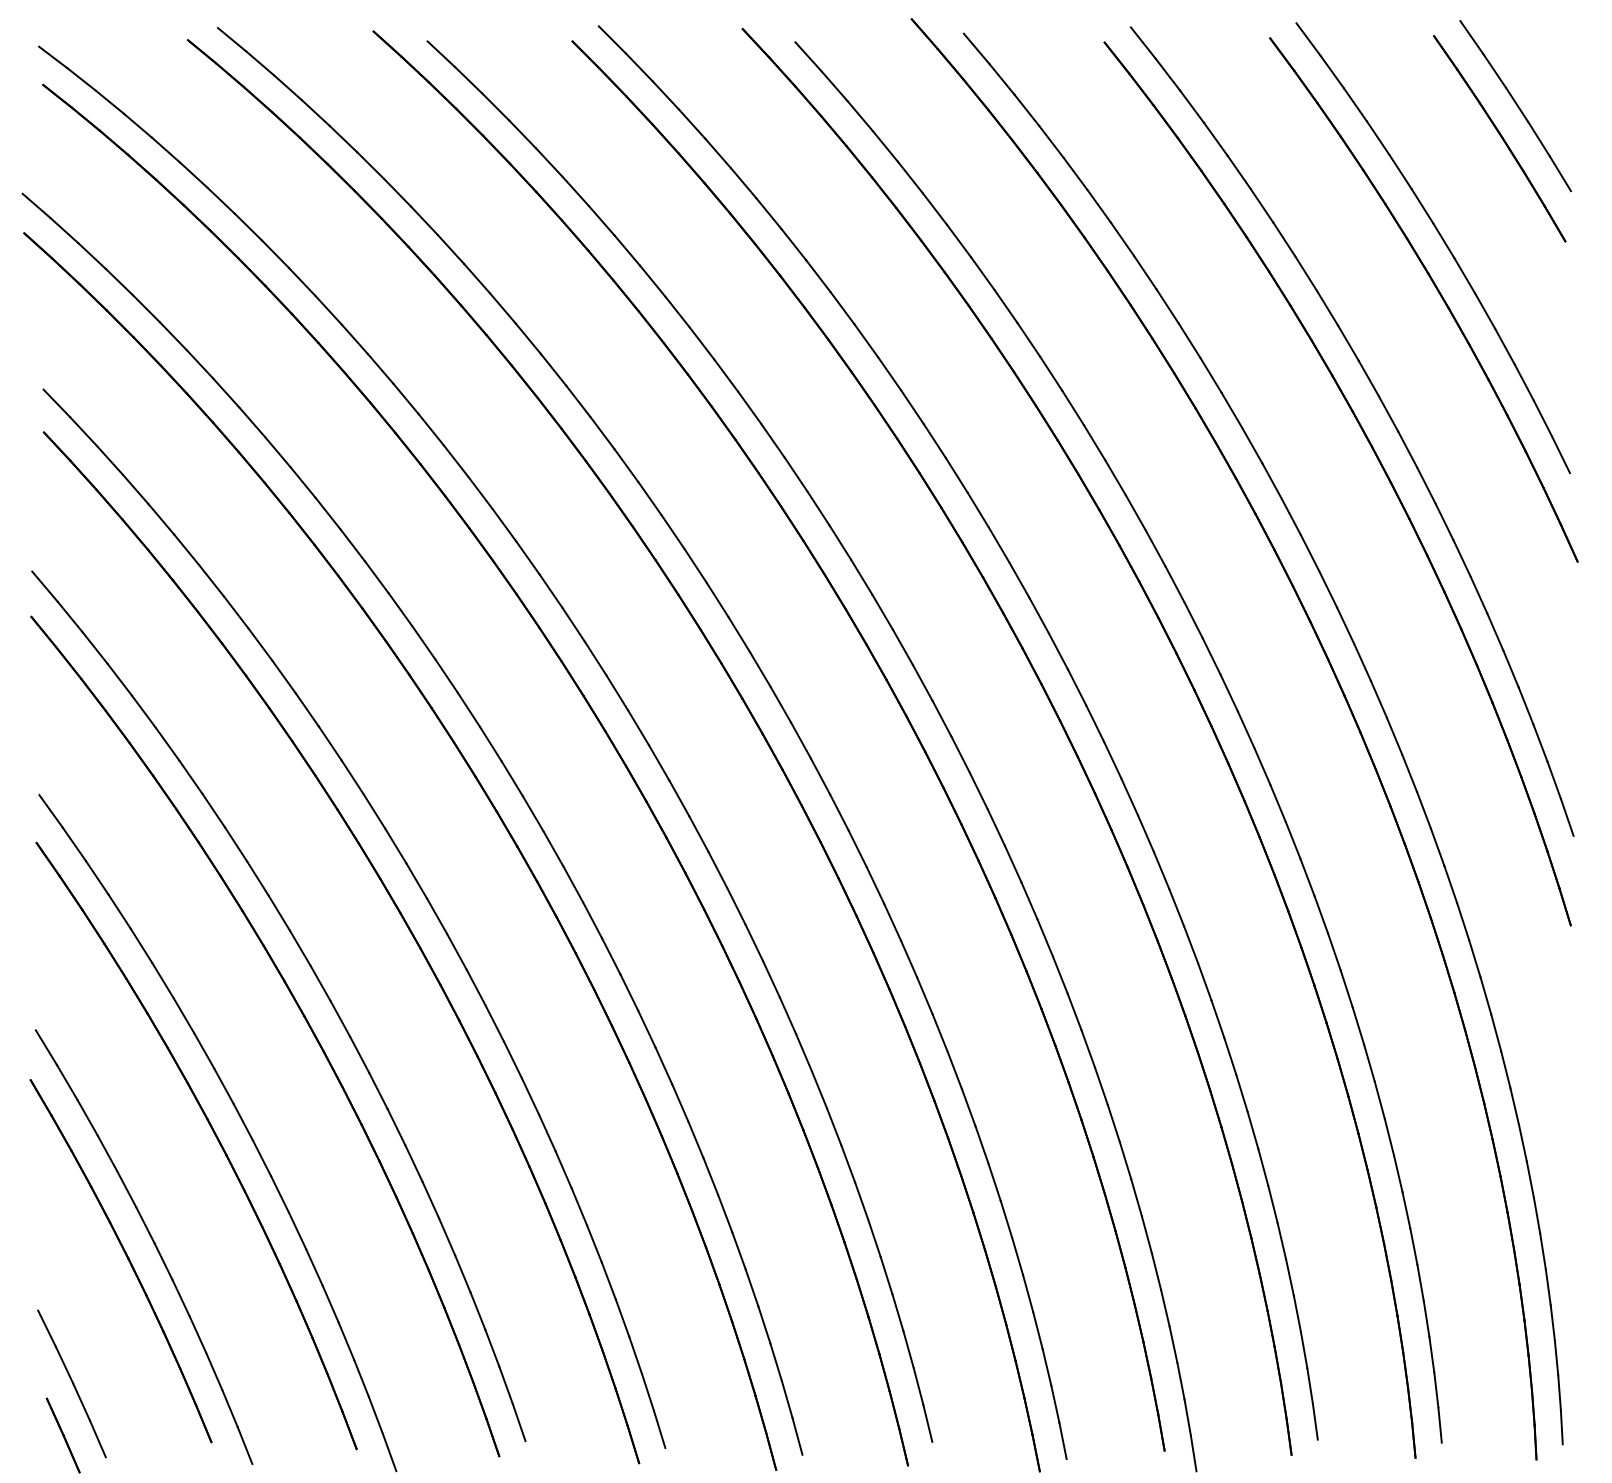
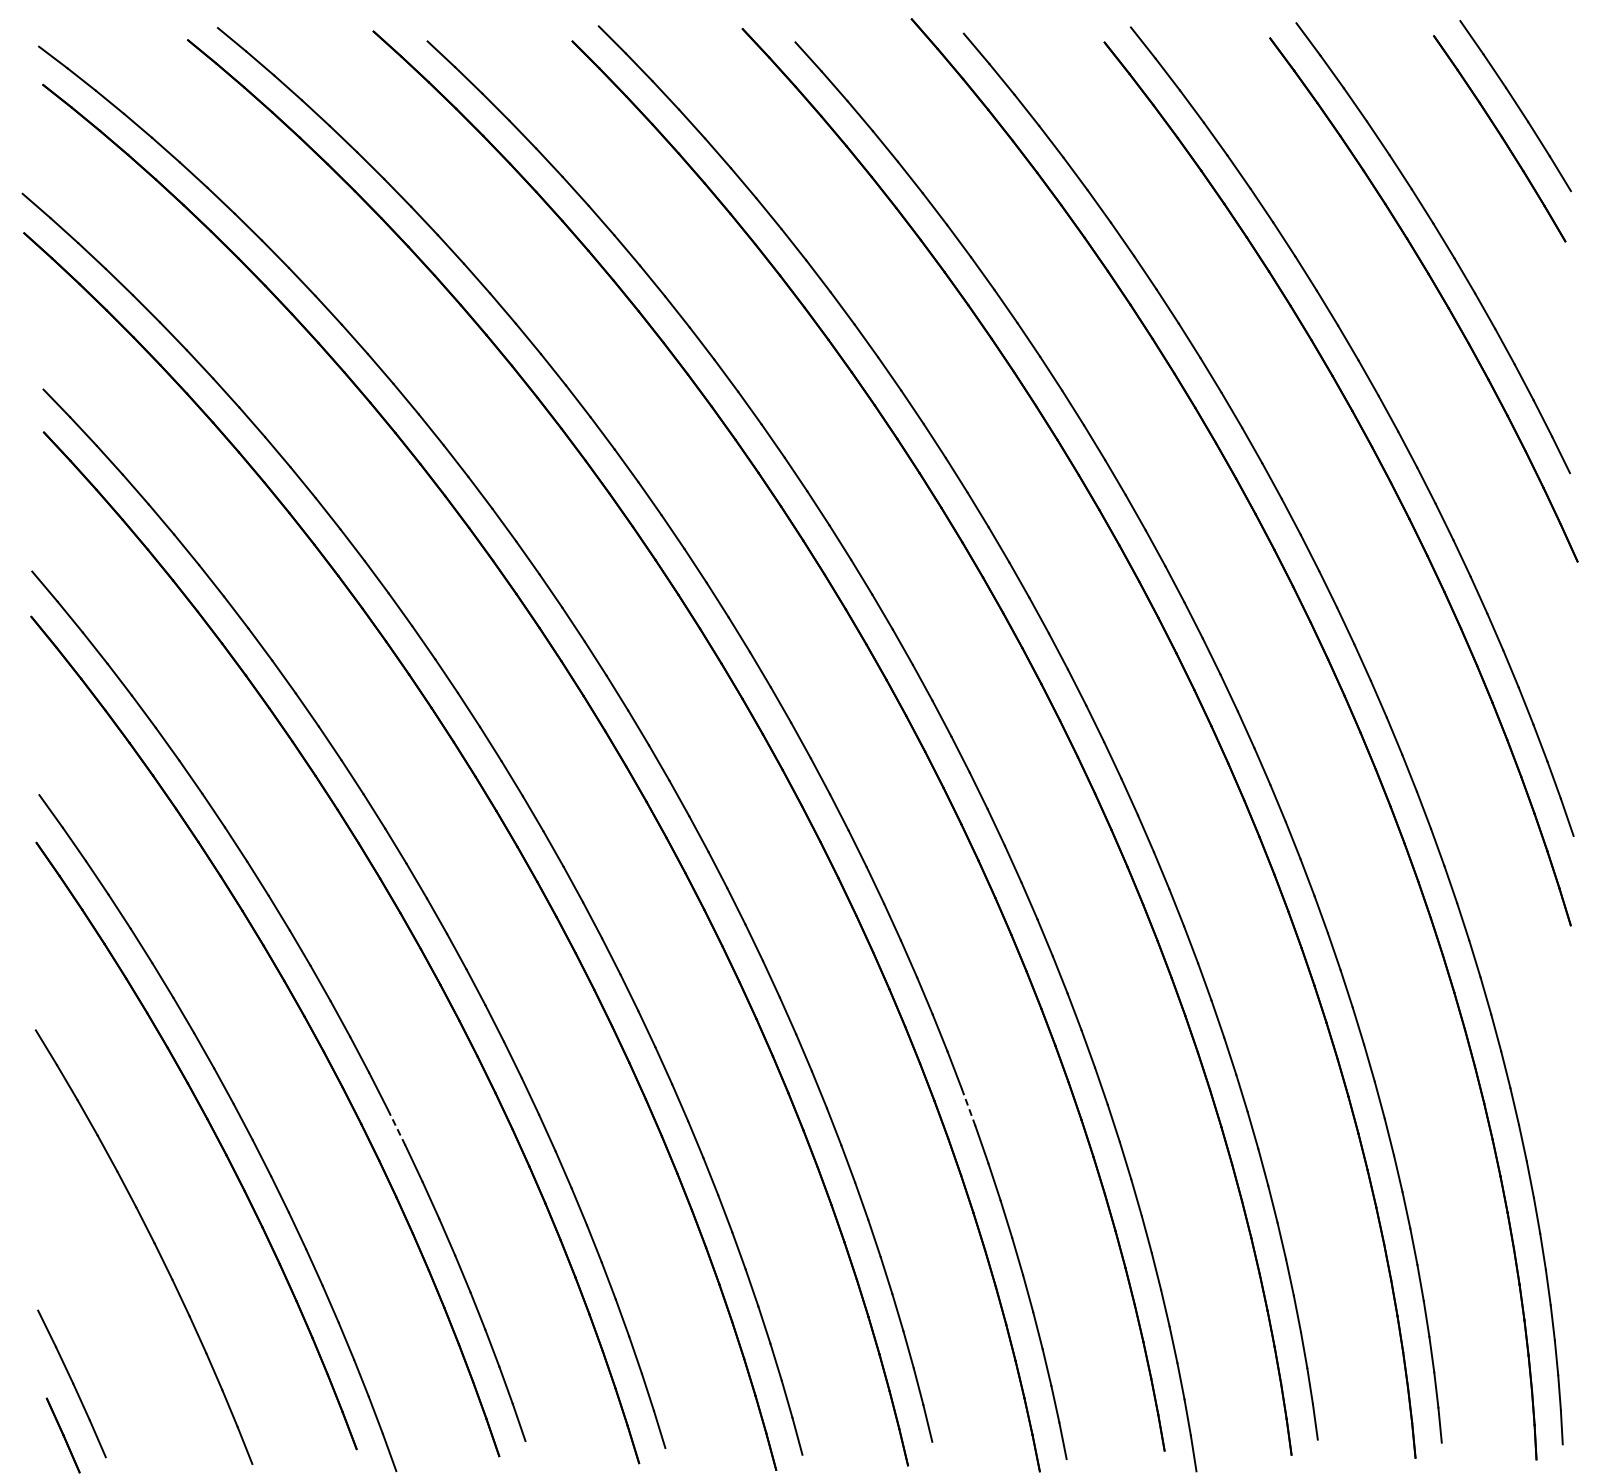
line: solid -> dashed (968, 1107)
line: solid -> dashed (396, 1126)
part: present -> none (126, 1257)
